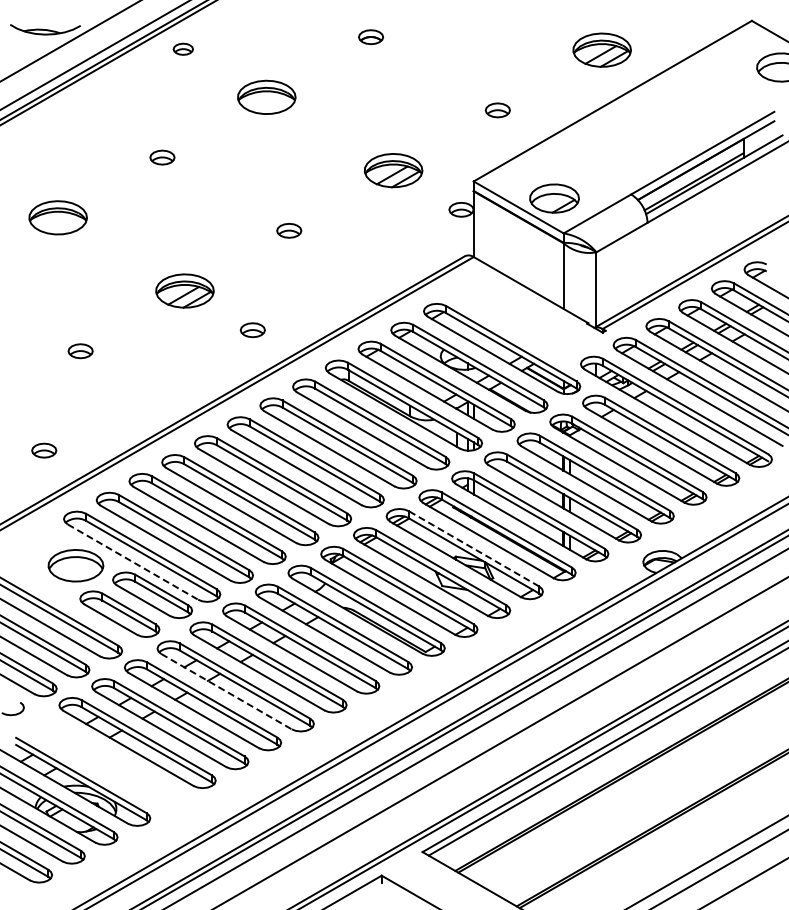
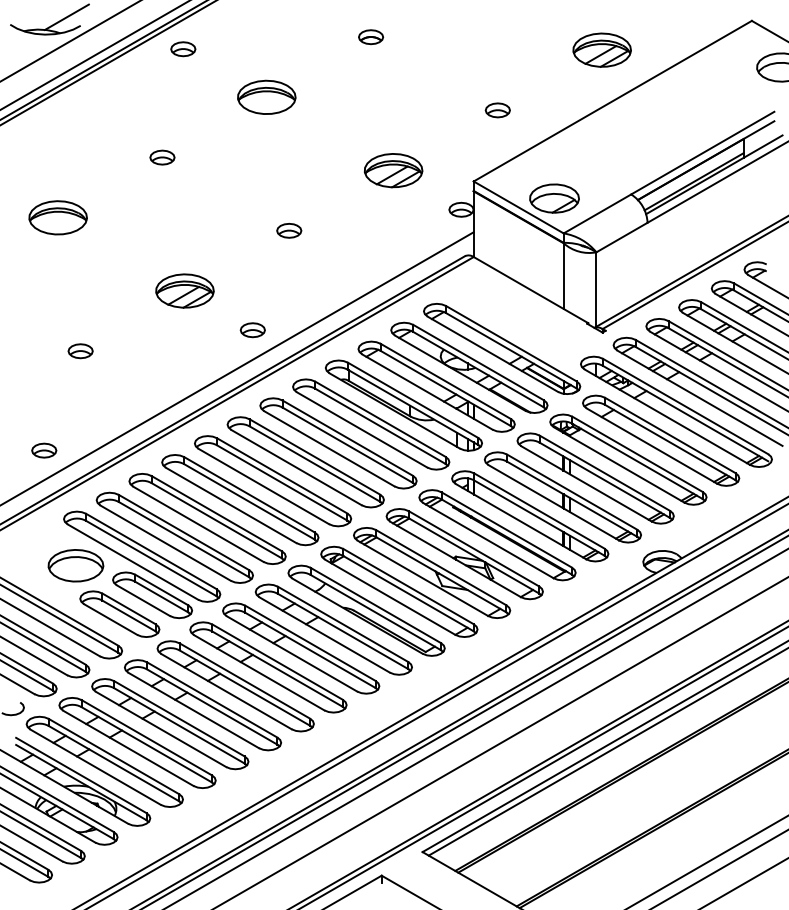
line: none -> present (66, 16)
part size: 22x14 px -> 27x17 px (183, 49)
line: none -> present (237, 368)
line: dashed -> solid (473, 548)
line: dashed -> solid (133, 562)
line: dashed -> solid (226, 691)
part: none -> present (104, 761)
